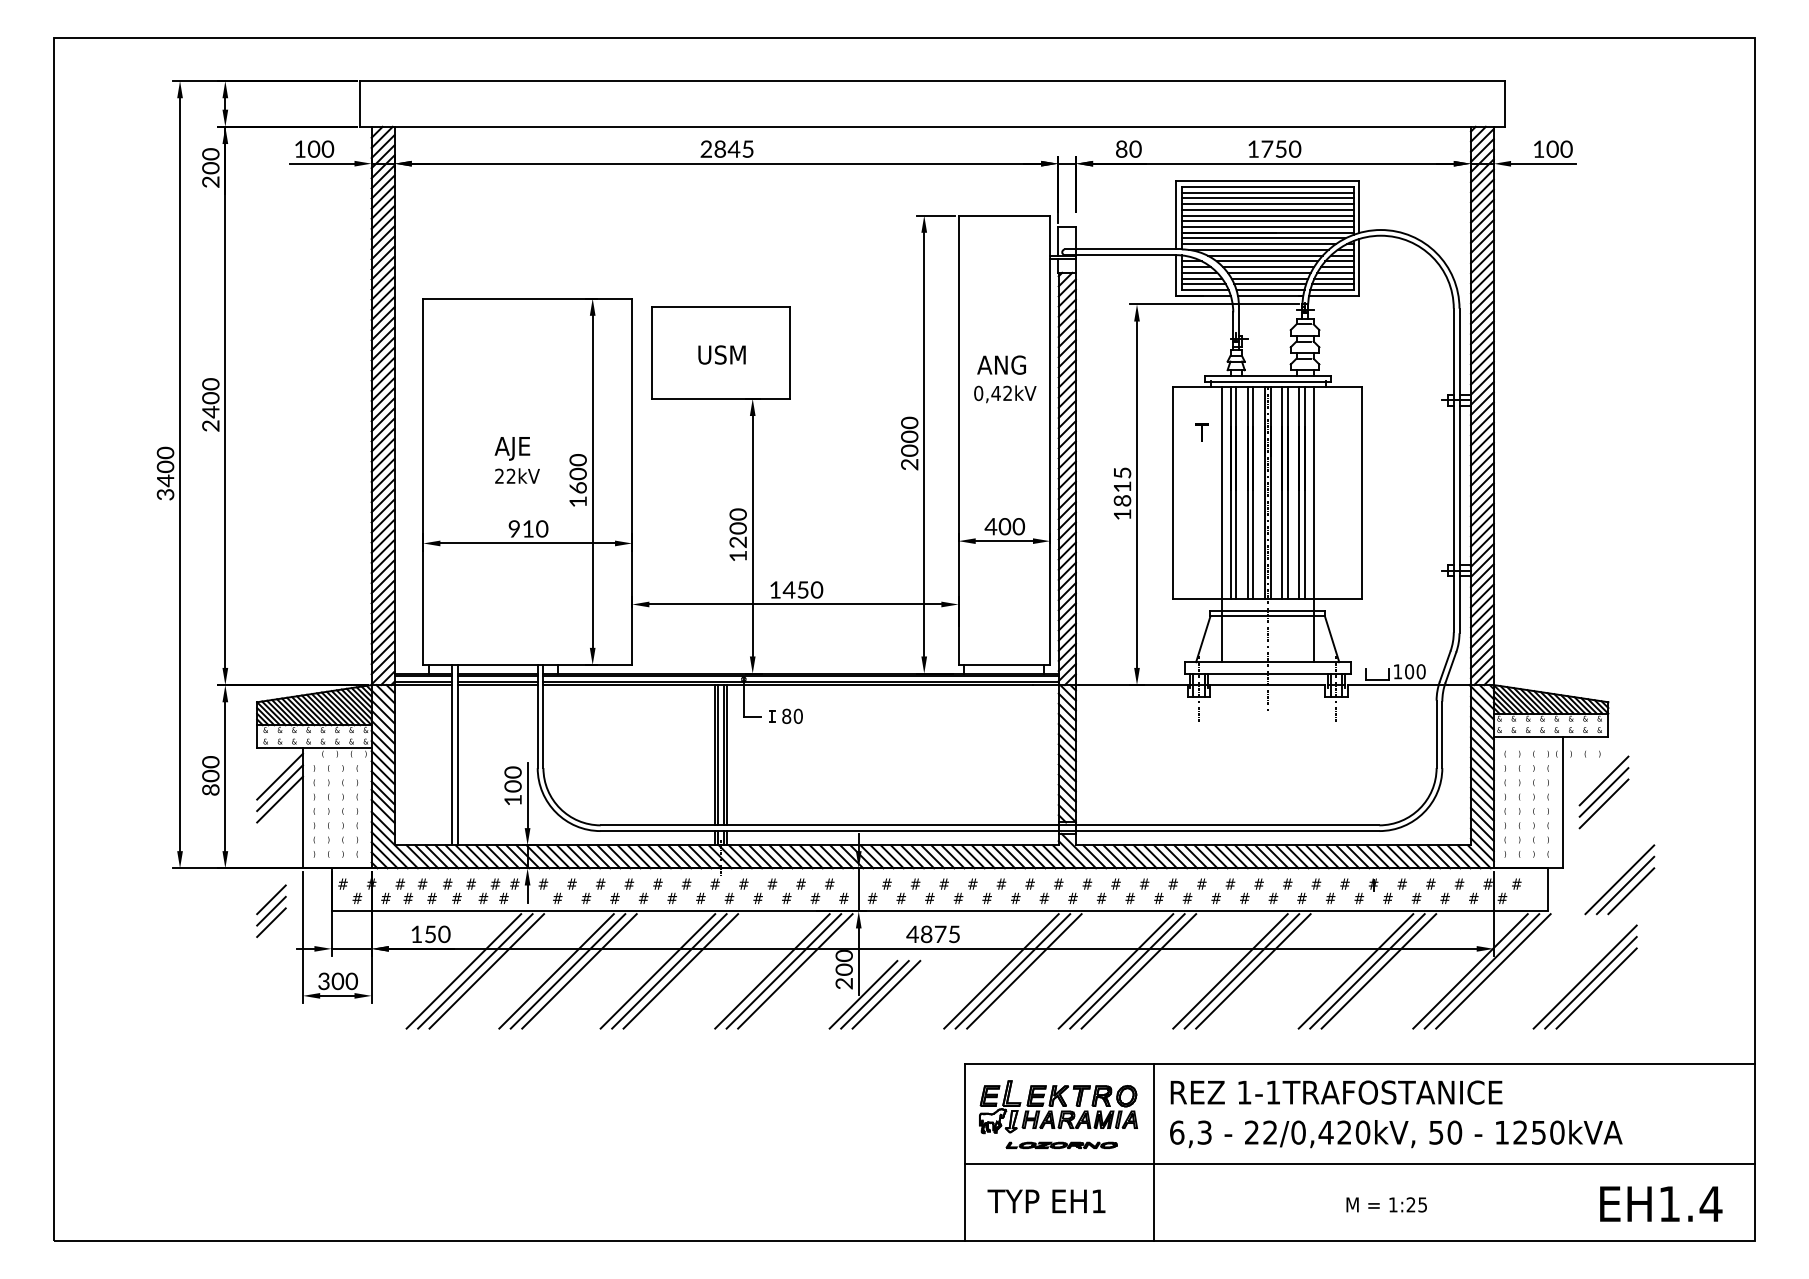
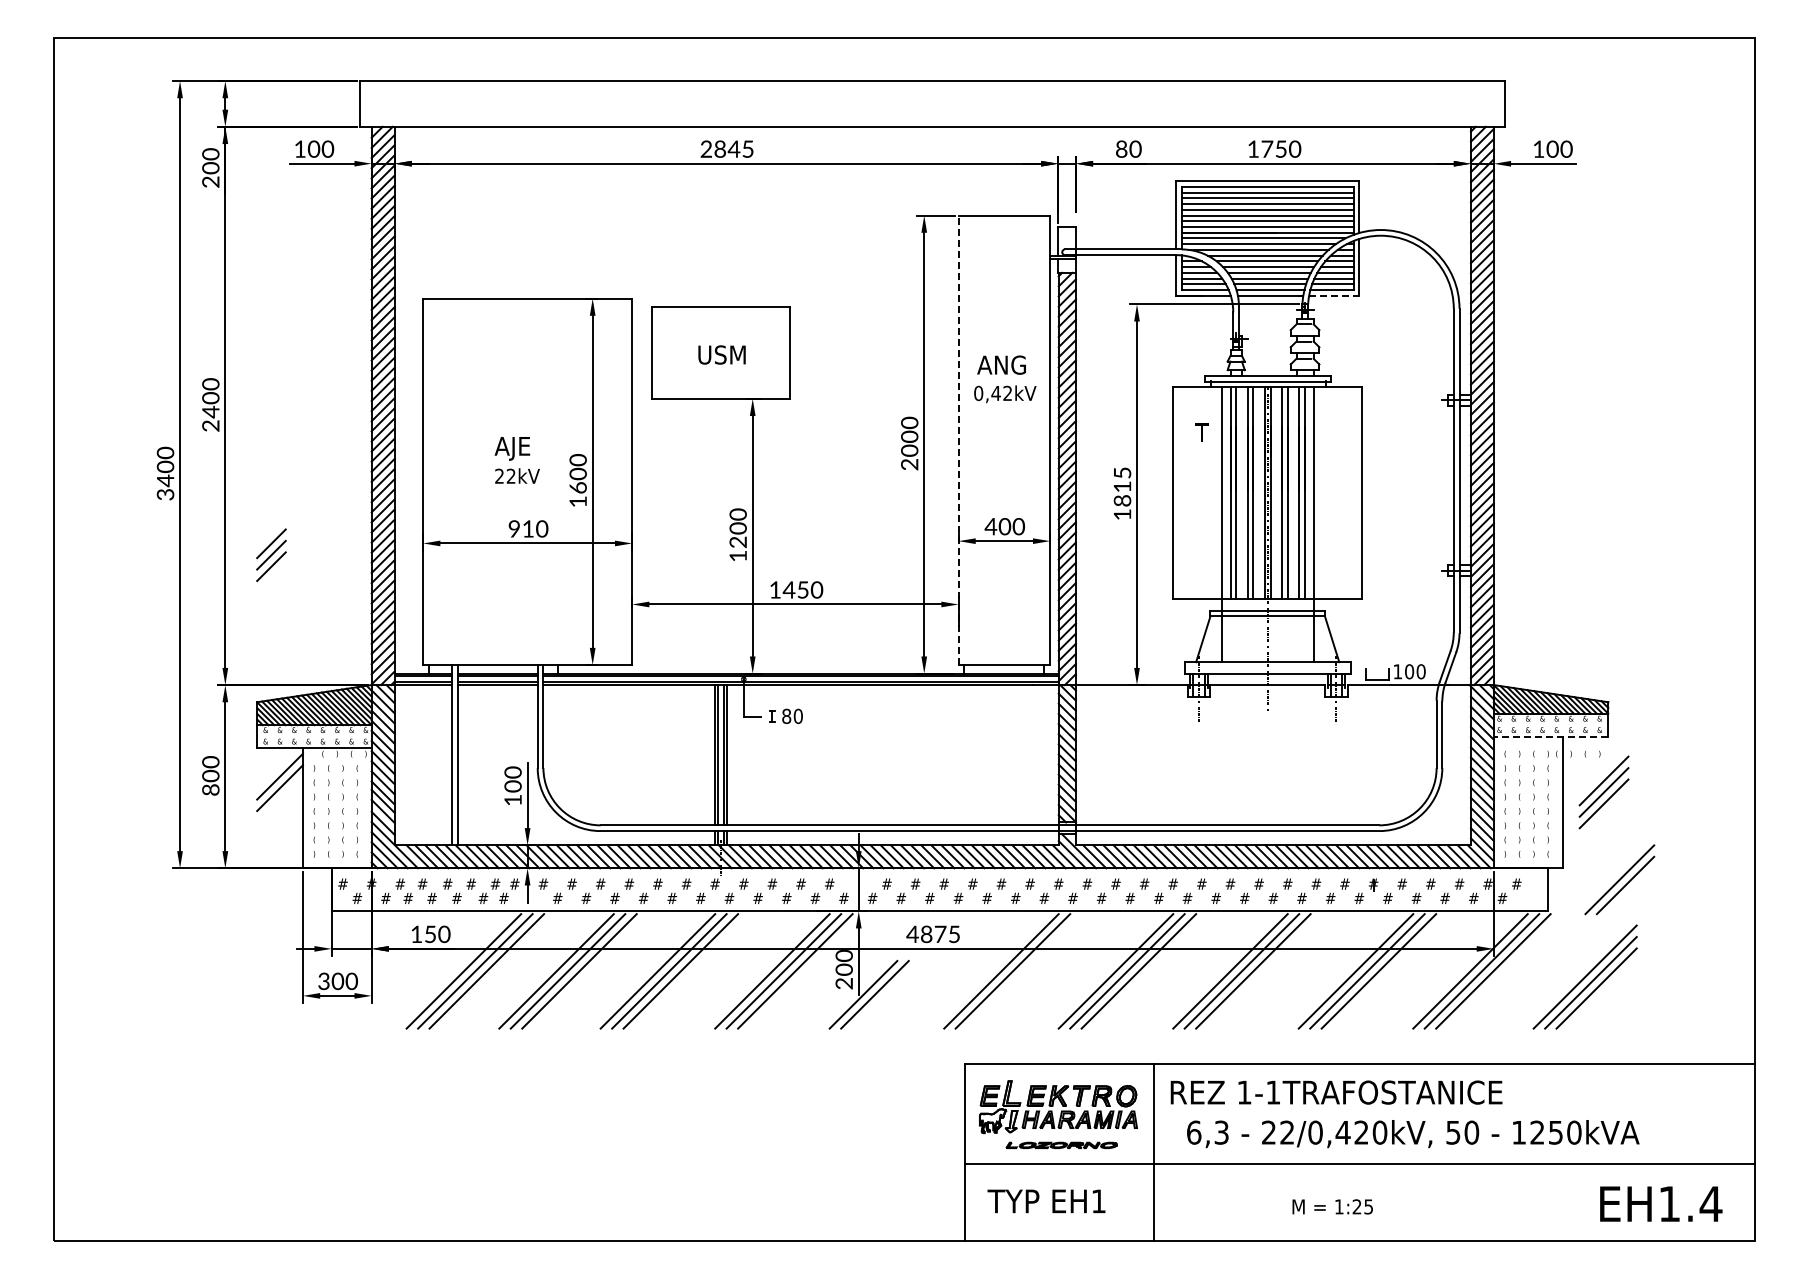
line: solid -> dashed (1334, 295)
line: solid -> dashed (958, 440)
line: solid -> dashed (1550, 736)
line: present -> none (279, 799)
line: present -> none (1631, 891)
part position: (271, 910) -> (271, 554) (271, 554)
line: present -> none (1024, 971)
line: present -> none (886, 994)
text position: (1396, 1134) -> (1413, 1134) (1413, 1134)
text position: (1386, 1204) -> (1332, 1206) (1332, 1206)
